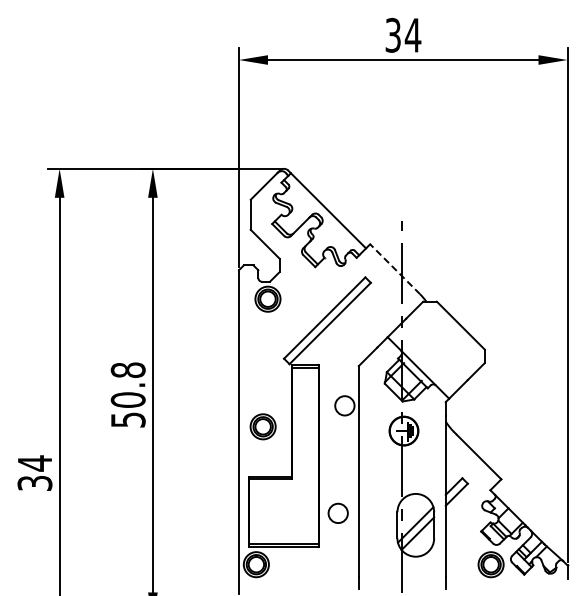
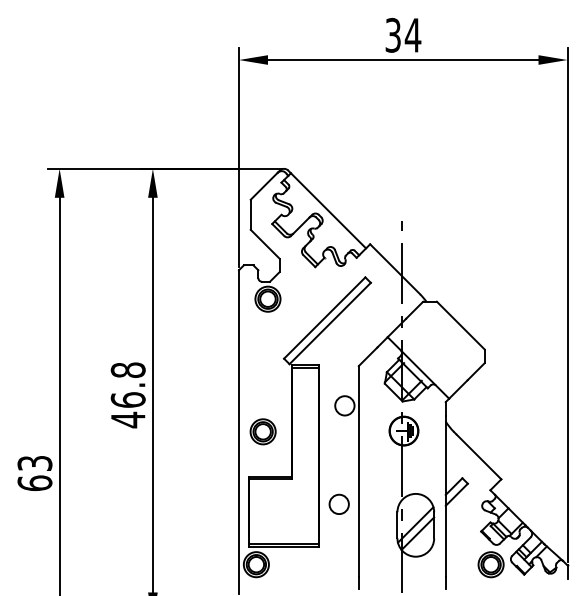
line: dashed -> solid (394, 268)
text: 50.8 -> 46.8 (127, 410)
part position: (262, 426) -> (262, 431) (262, 431)
text: 34 -> 63 (34, 473)
circle position: (337, 512) -> (338, 503) (338, 503)
